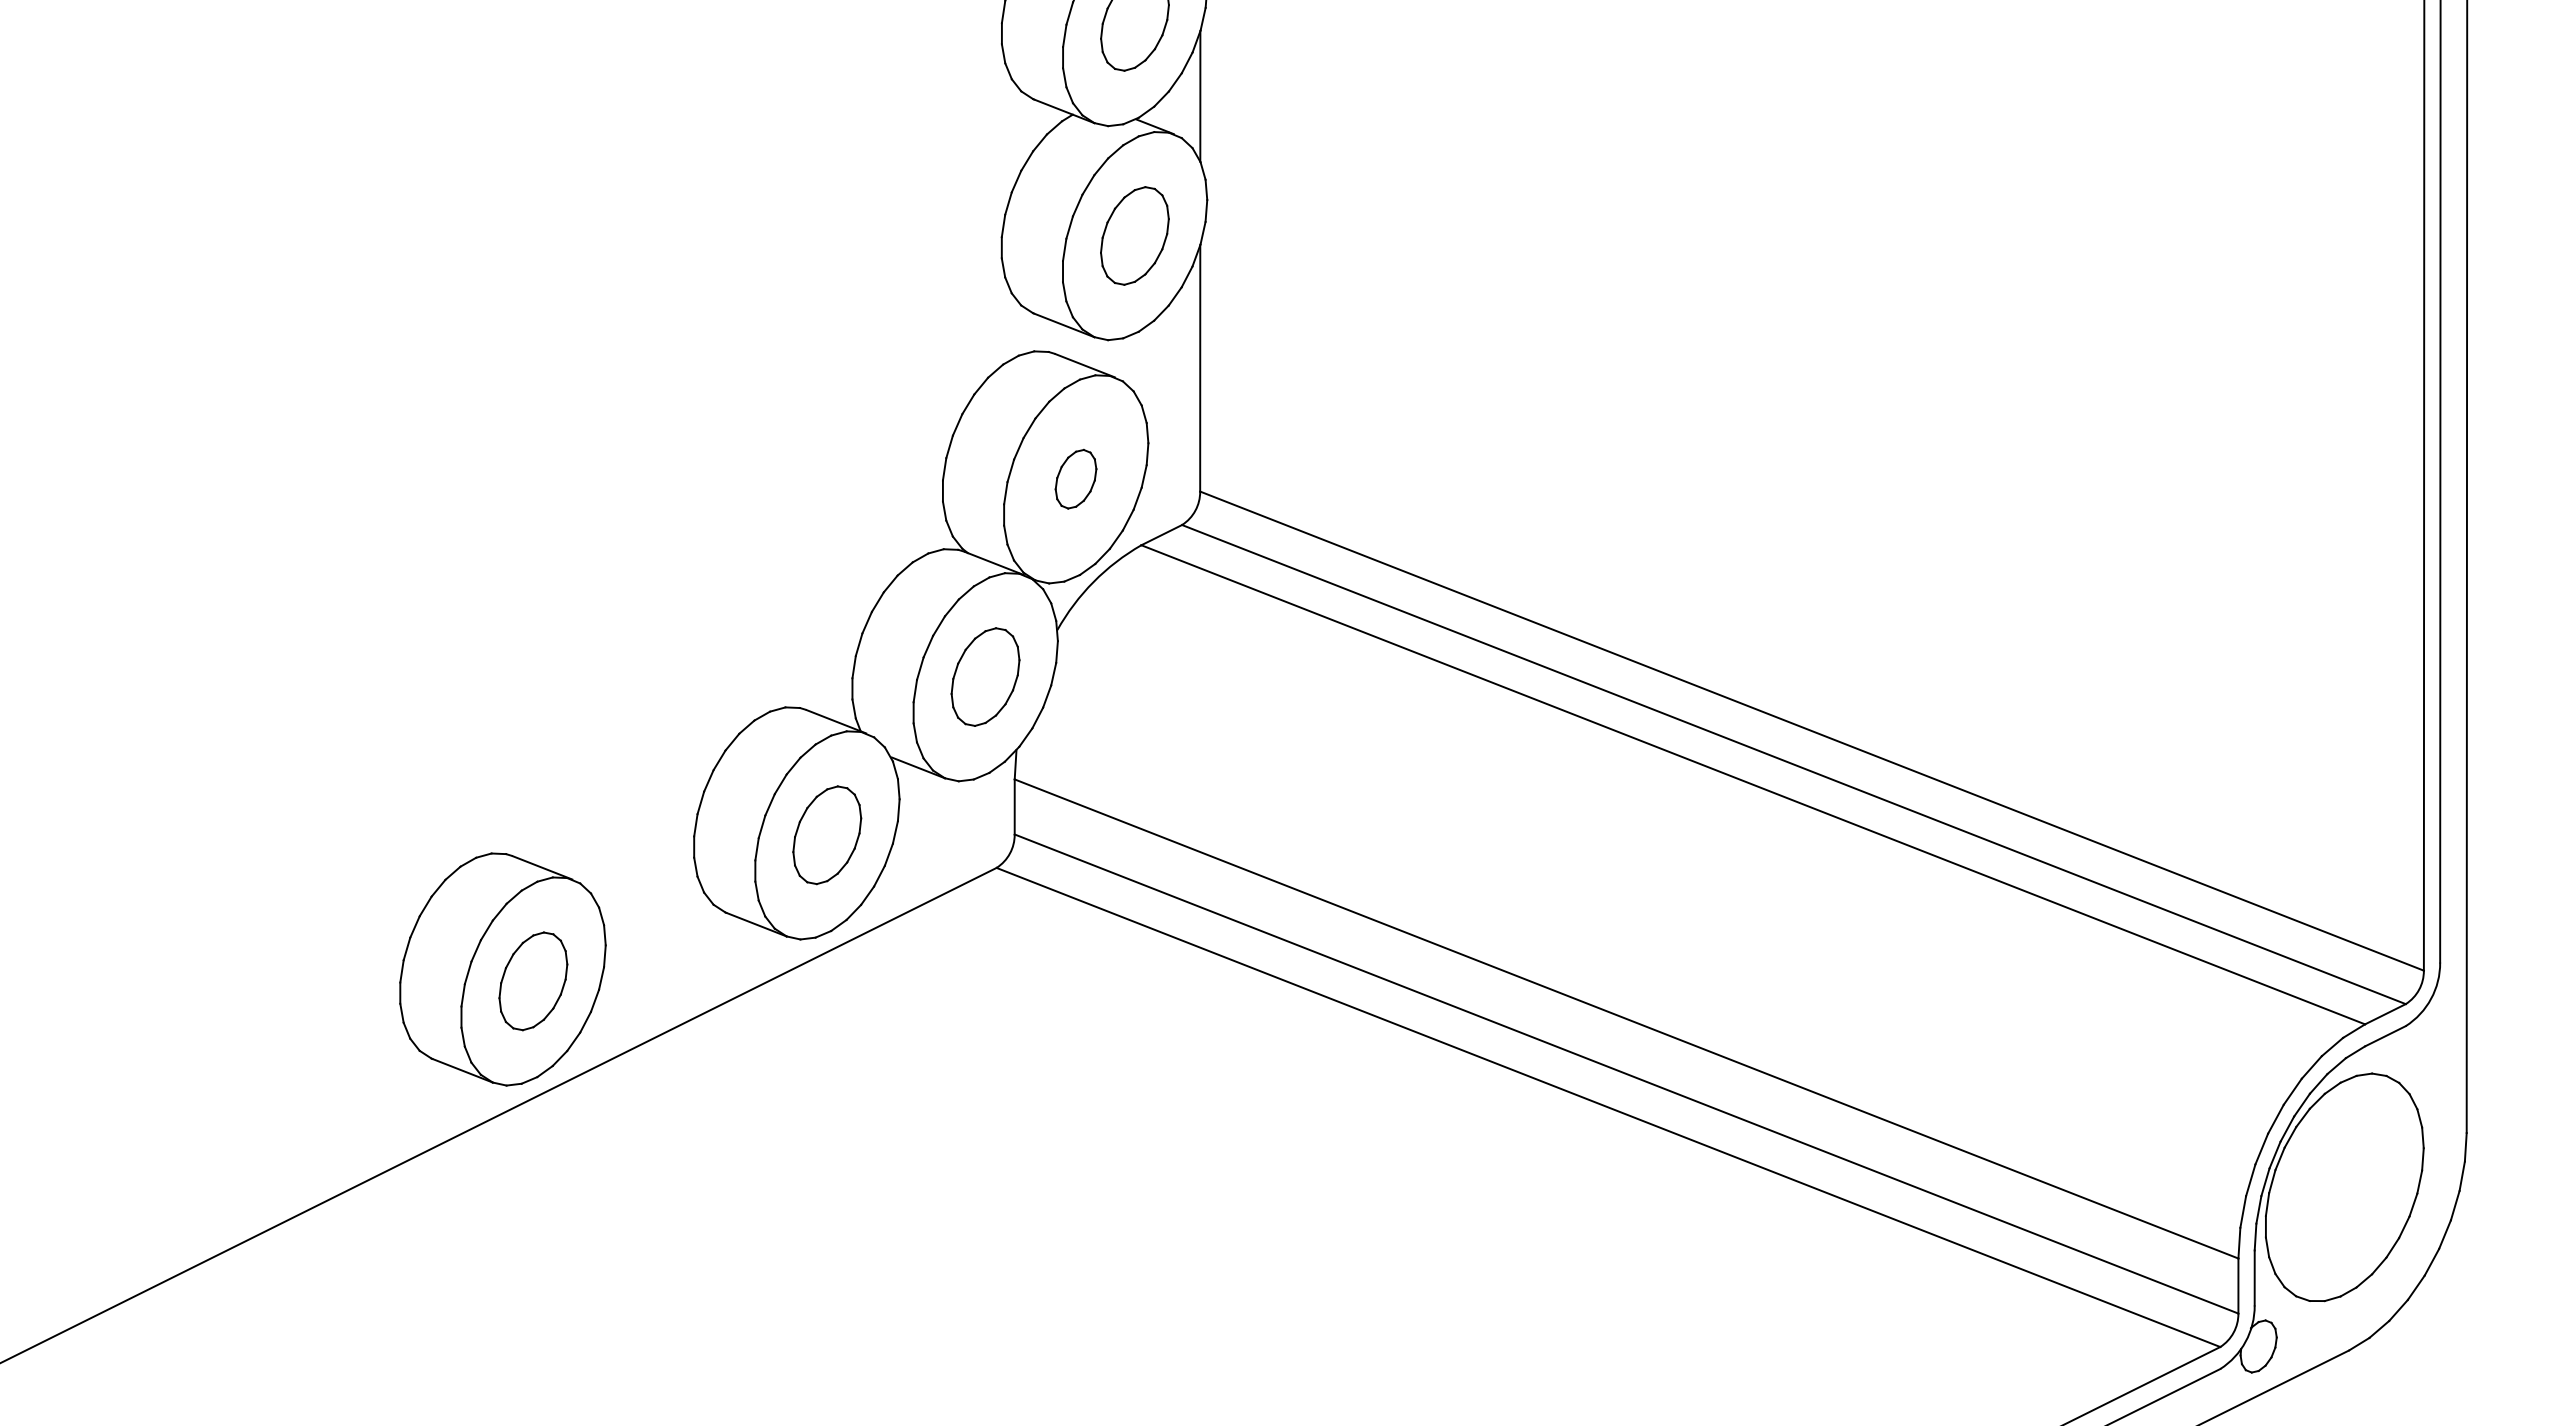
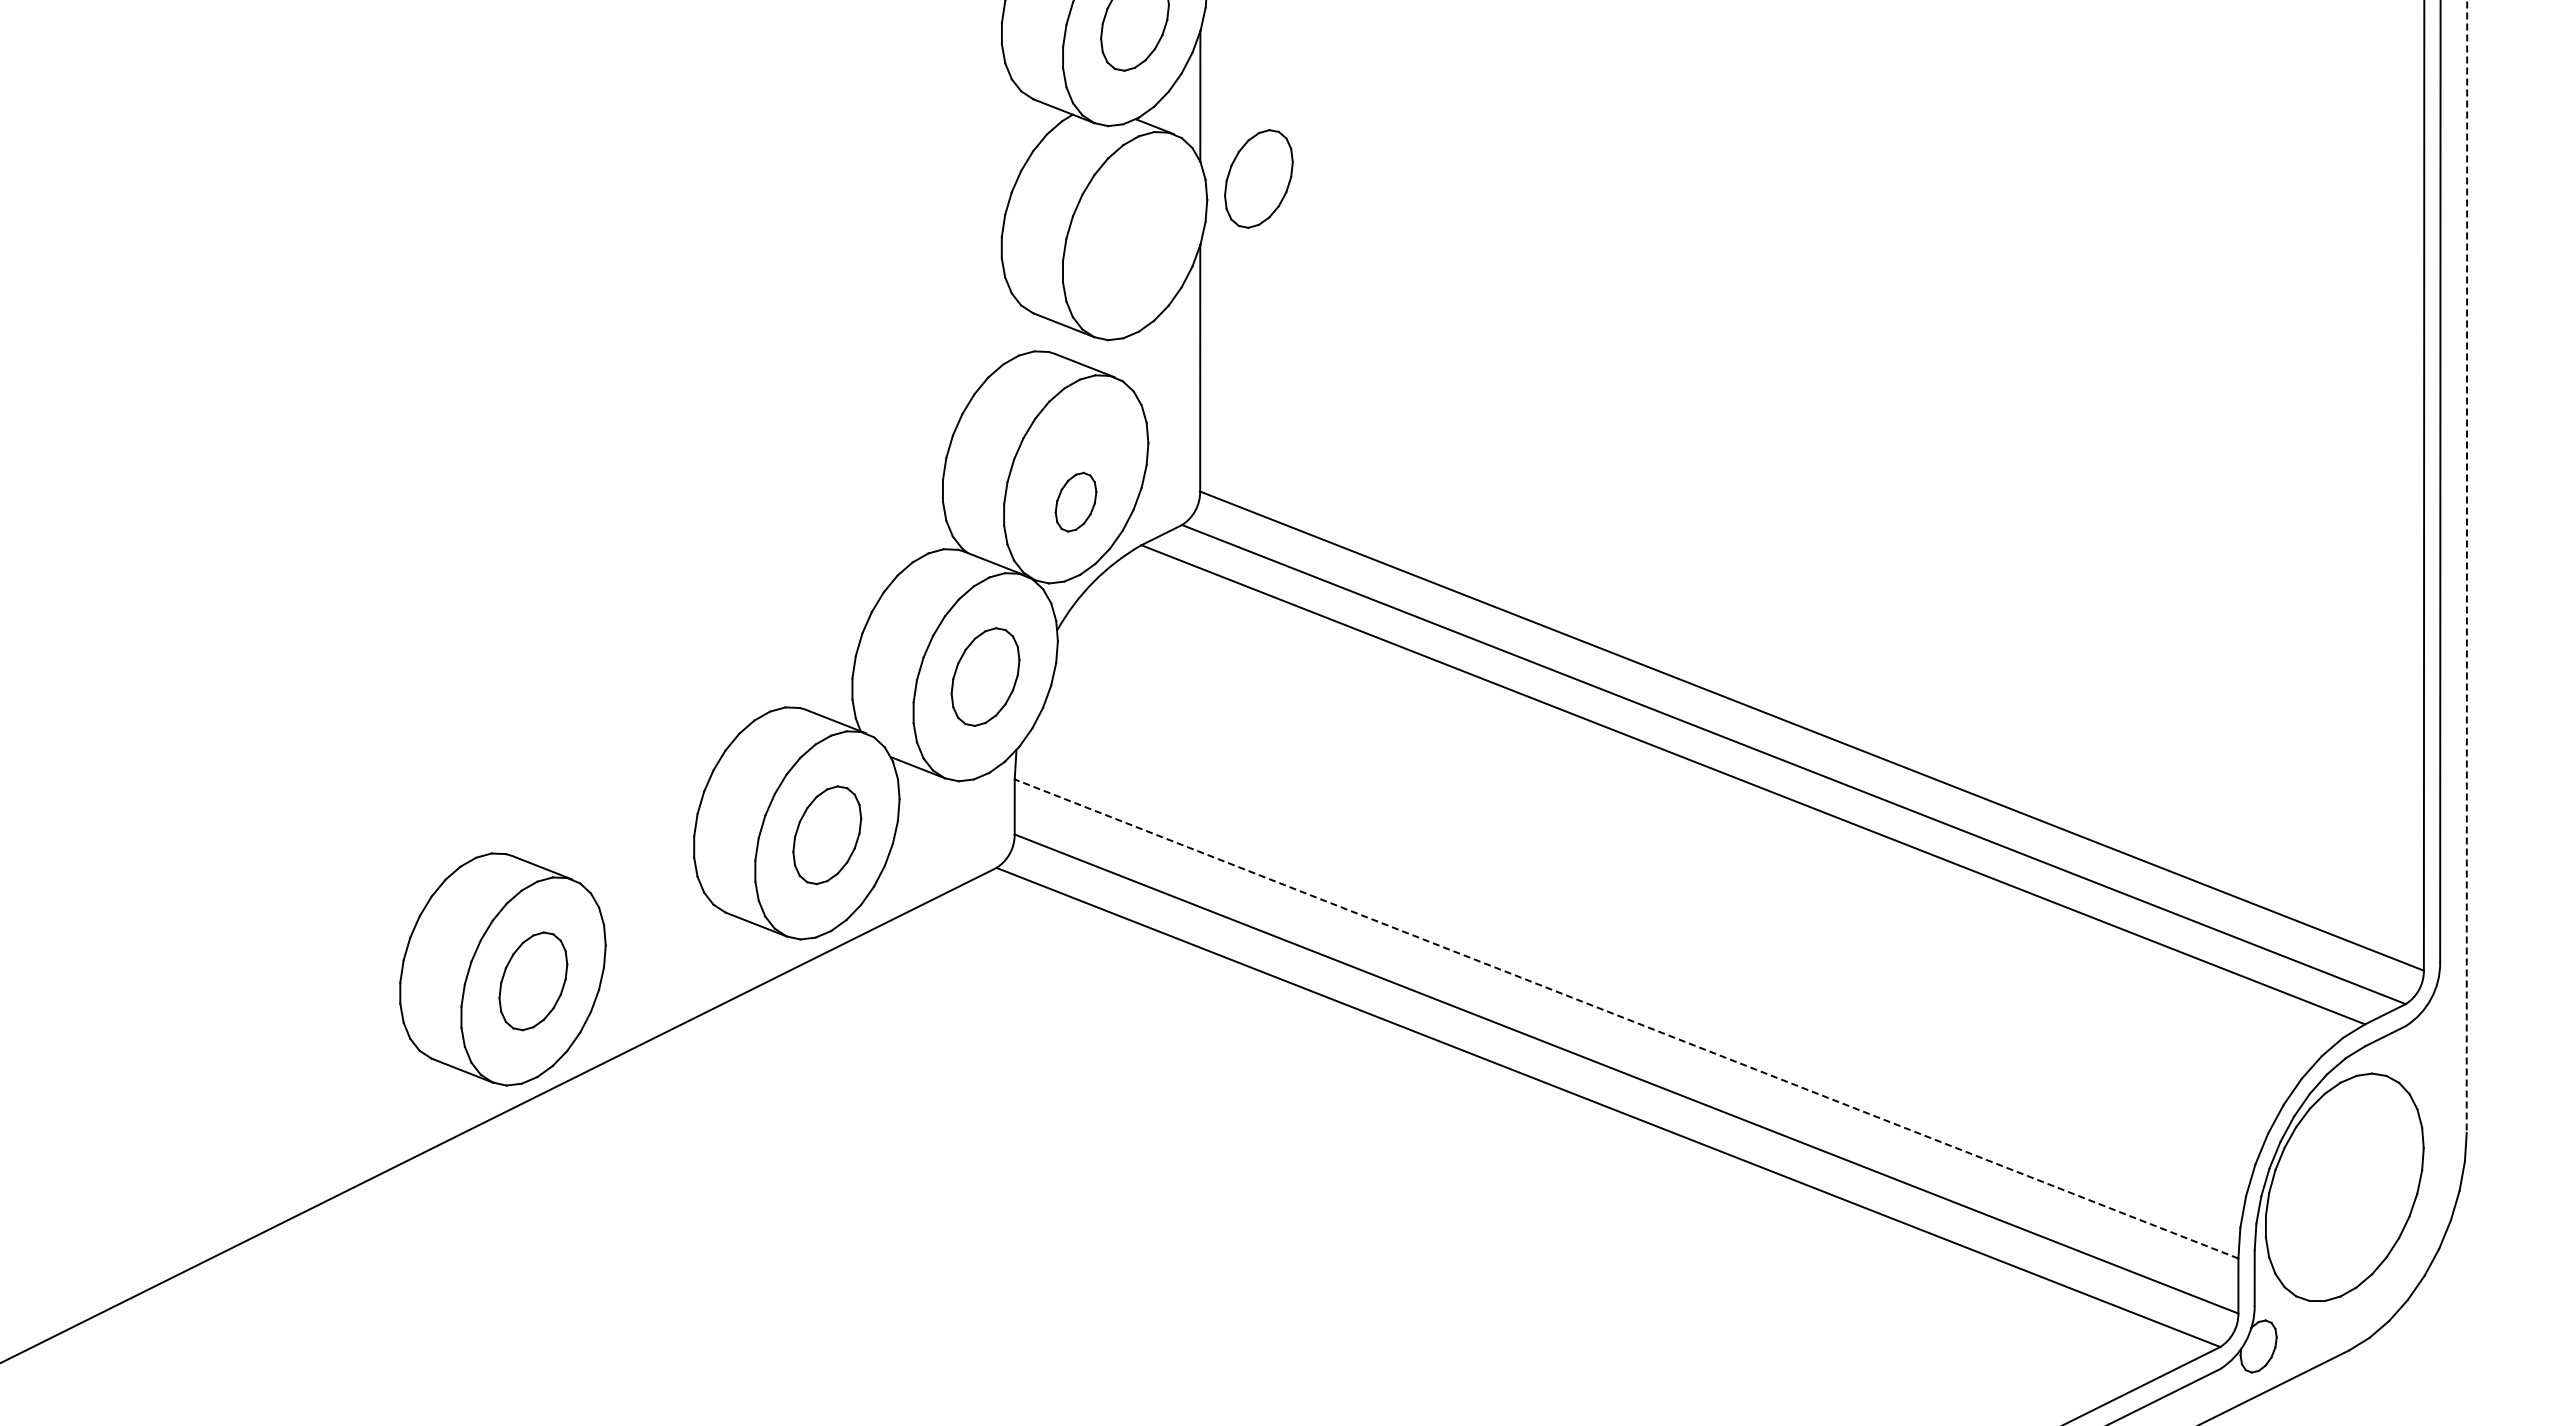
part position: (1134, 235) -> (1258, 178) (1258, 178)
part position: (1075, 478) -> (1075, 501) (1075, 501)
line: solid -> dashed (2466, 567)
line: solid -> dashed (1626, 1018)
